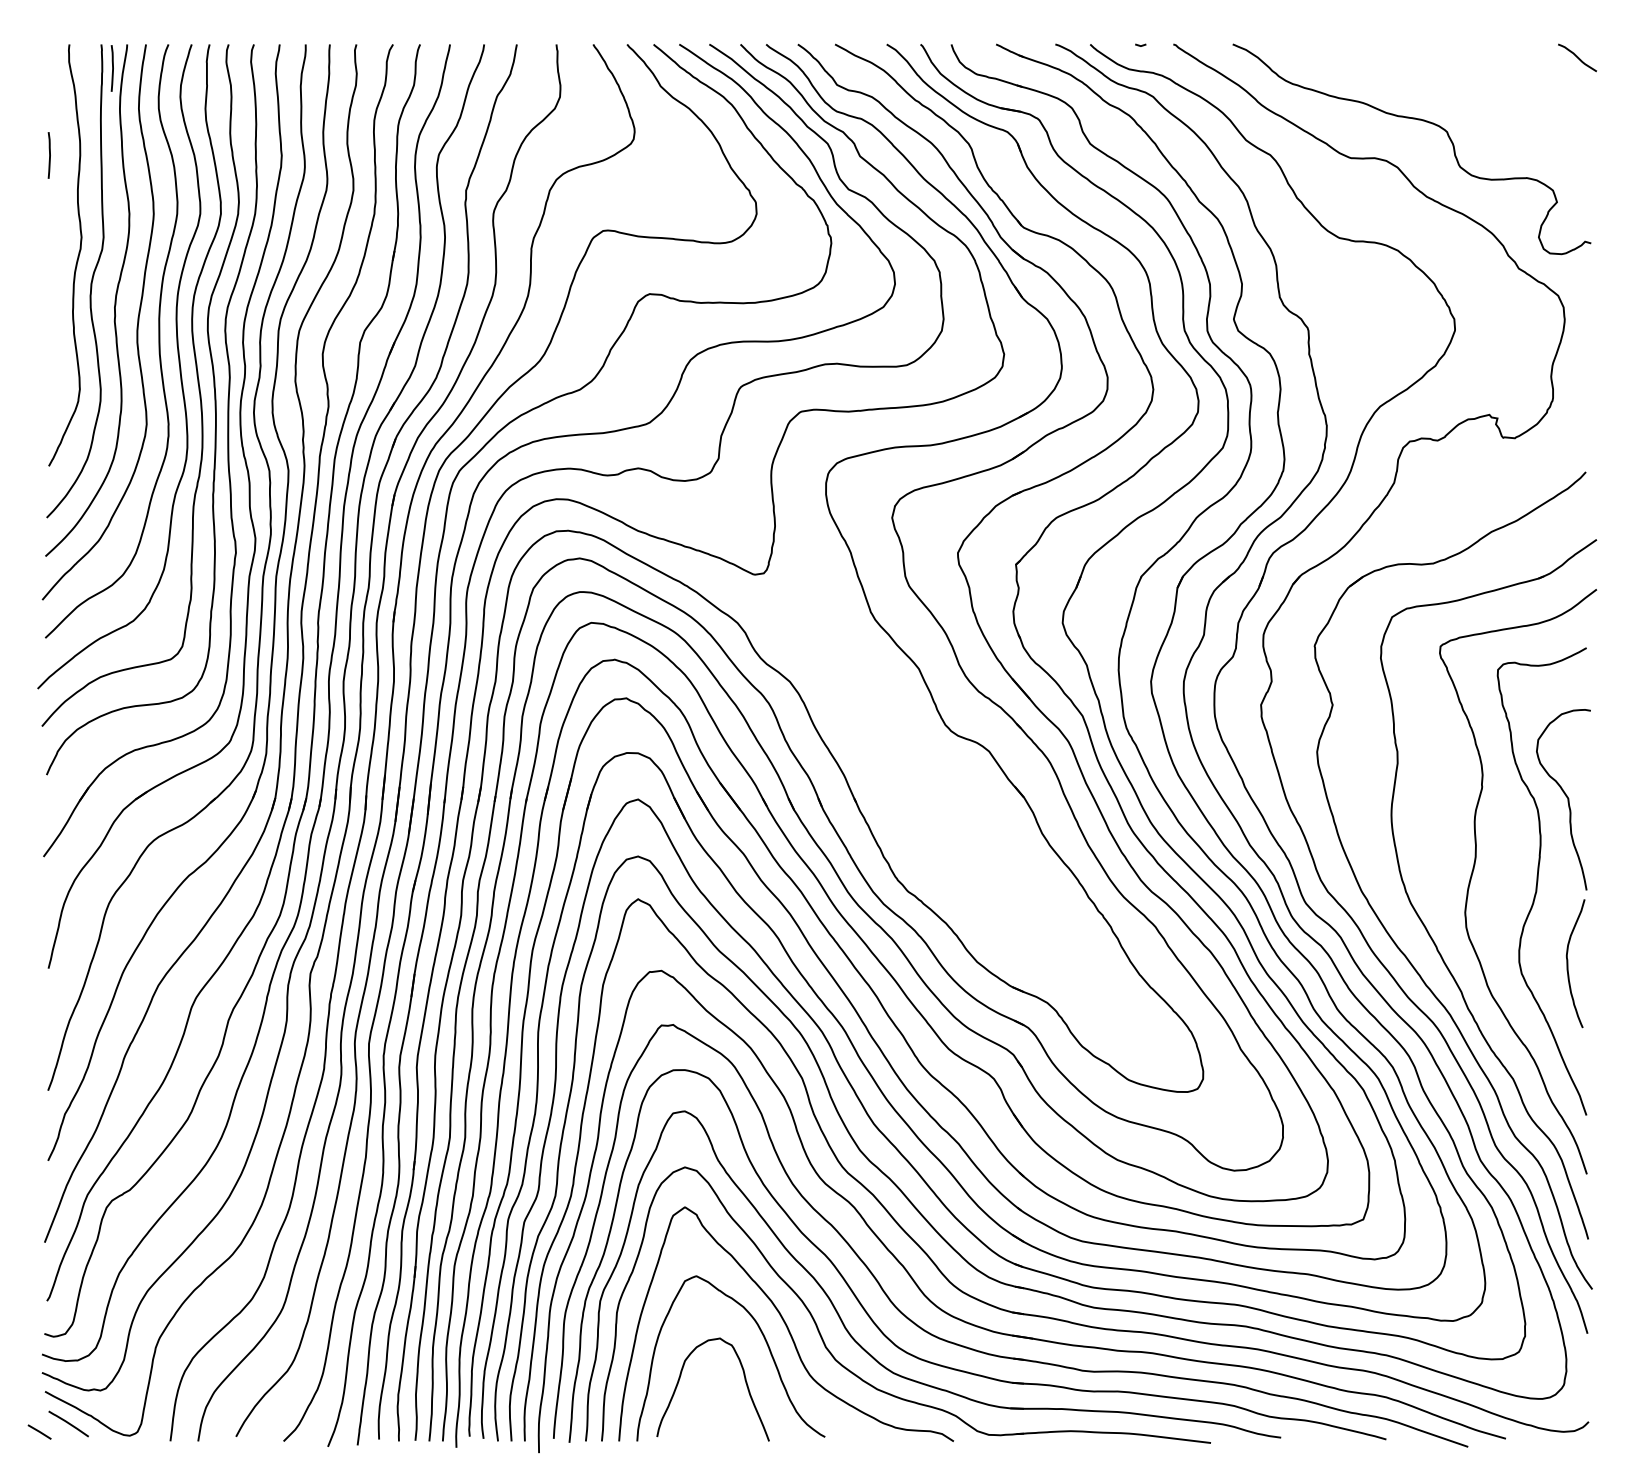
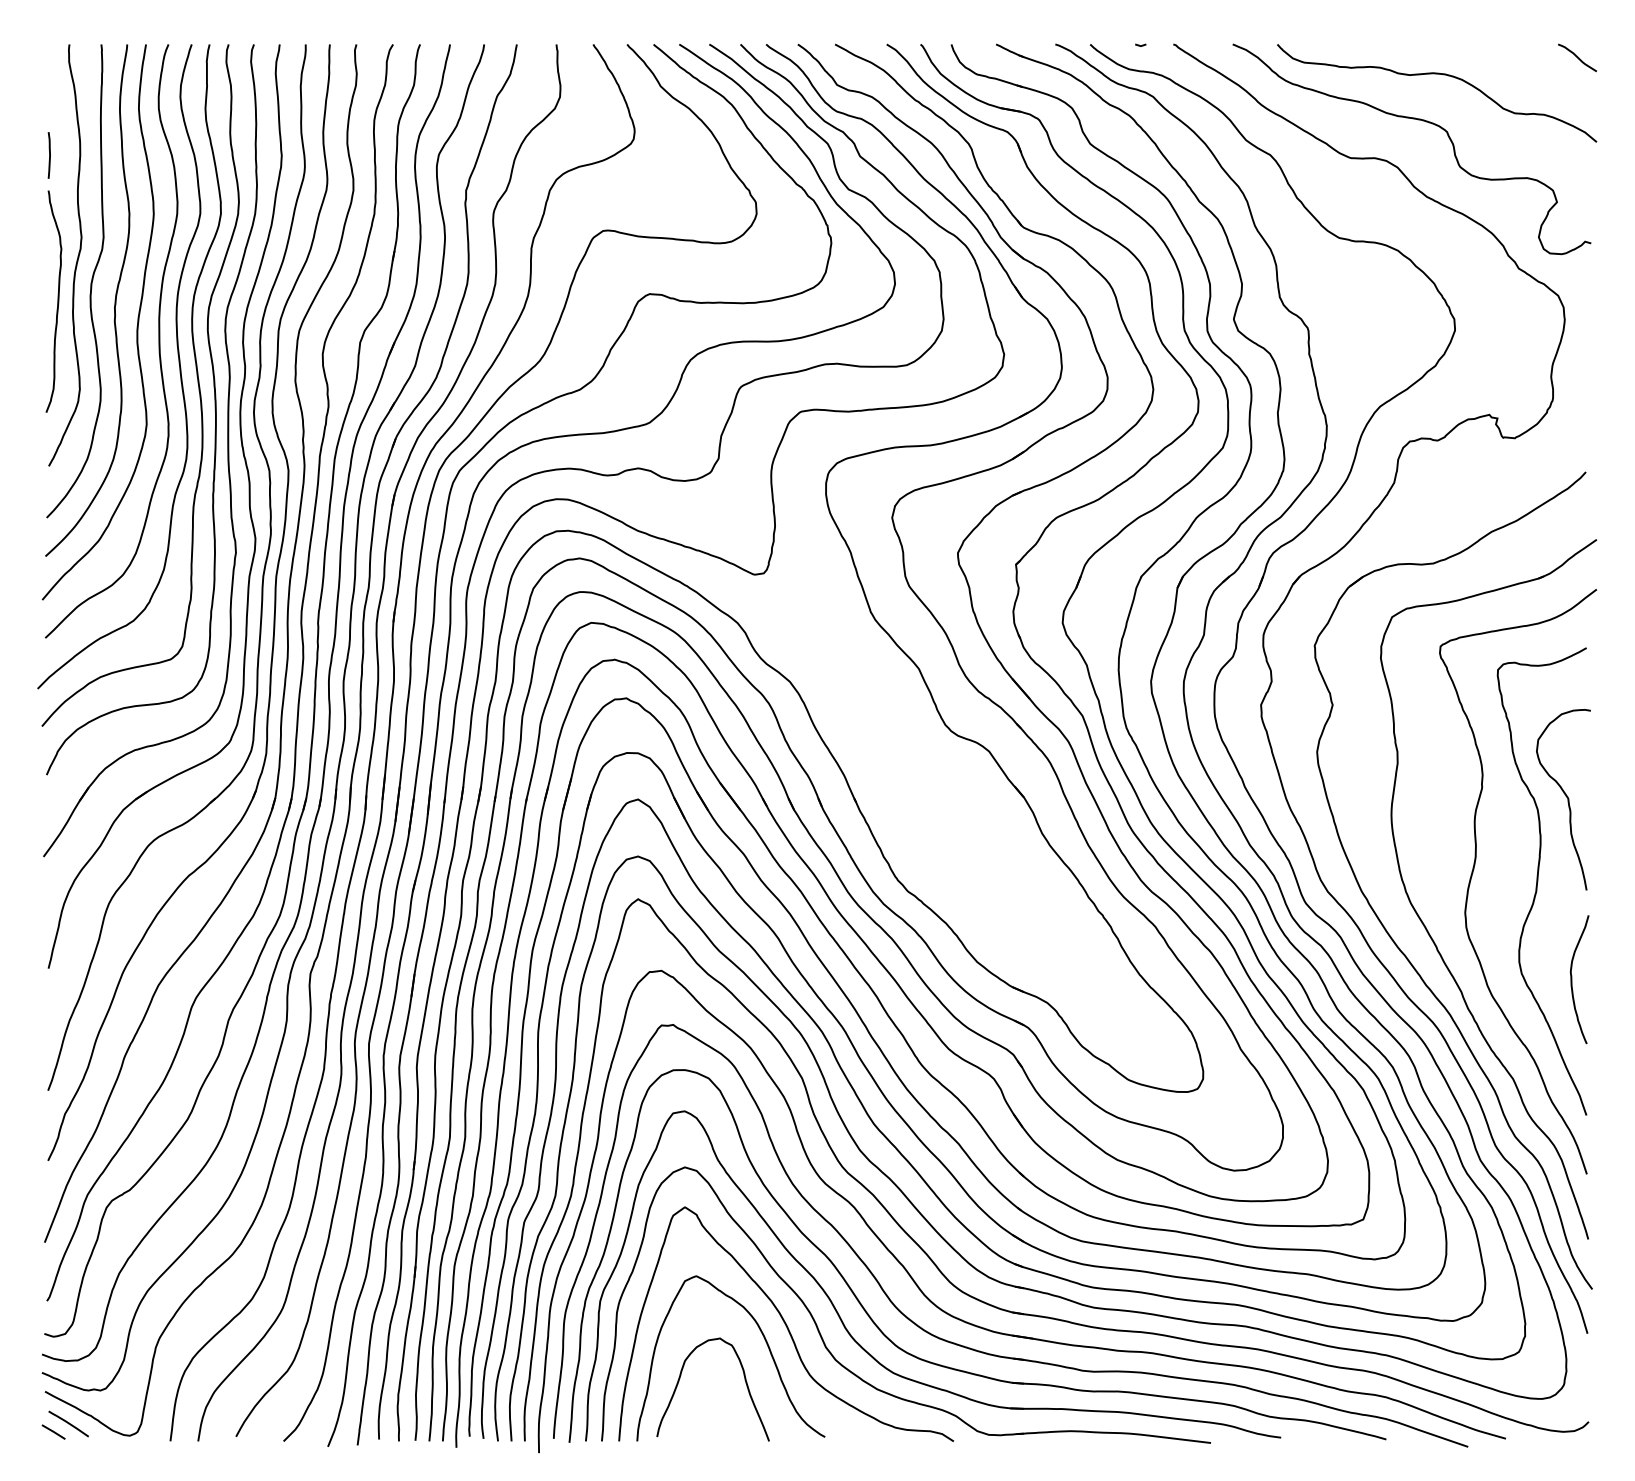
line: present -> none (112, 68)
curve: none -> present (1443, 75)
curve: none -> present (57, 301)
curve position: (1568, 963) -> (1572, 979) (1572, 979)
line position: (39, 1431) -> (53, 1431) (53, 1431)
